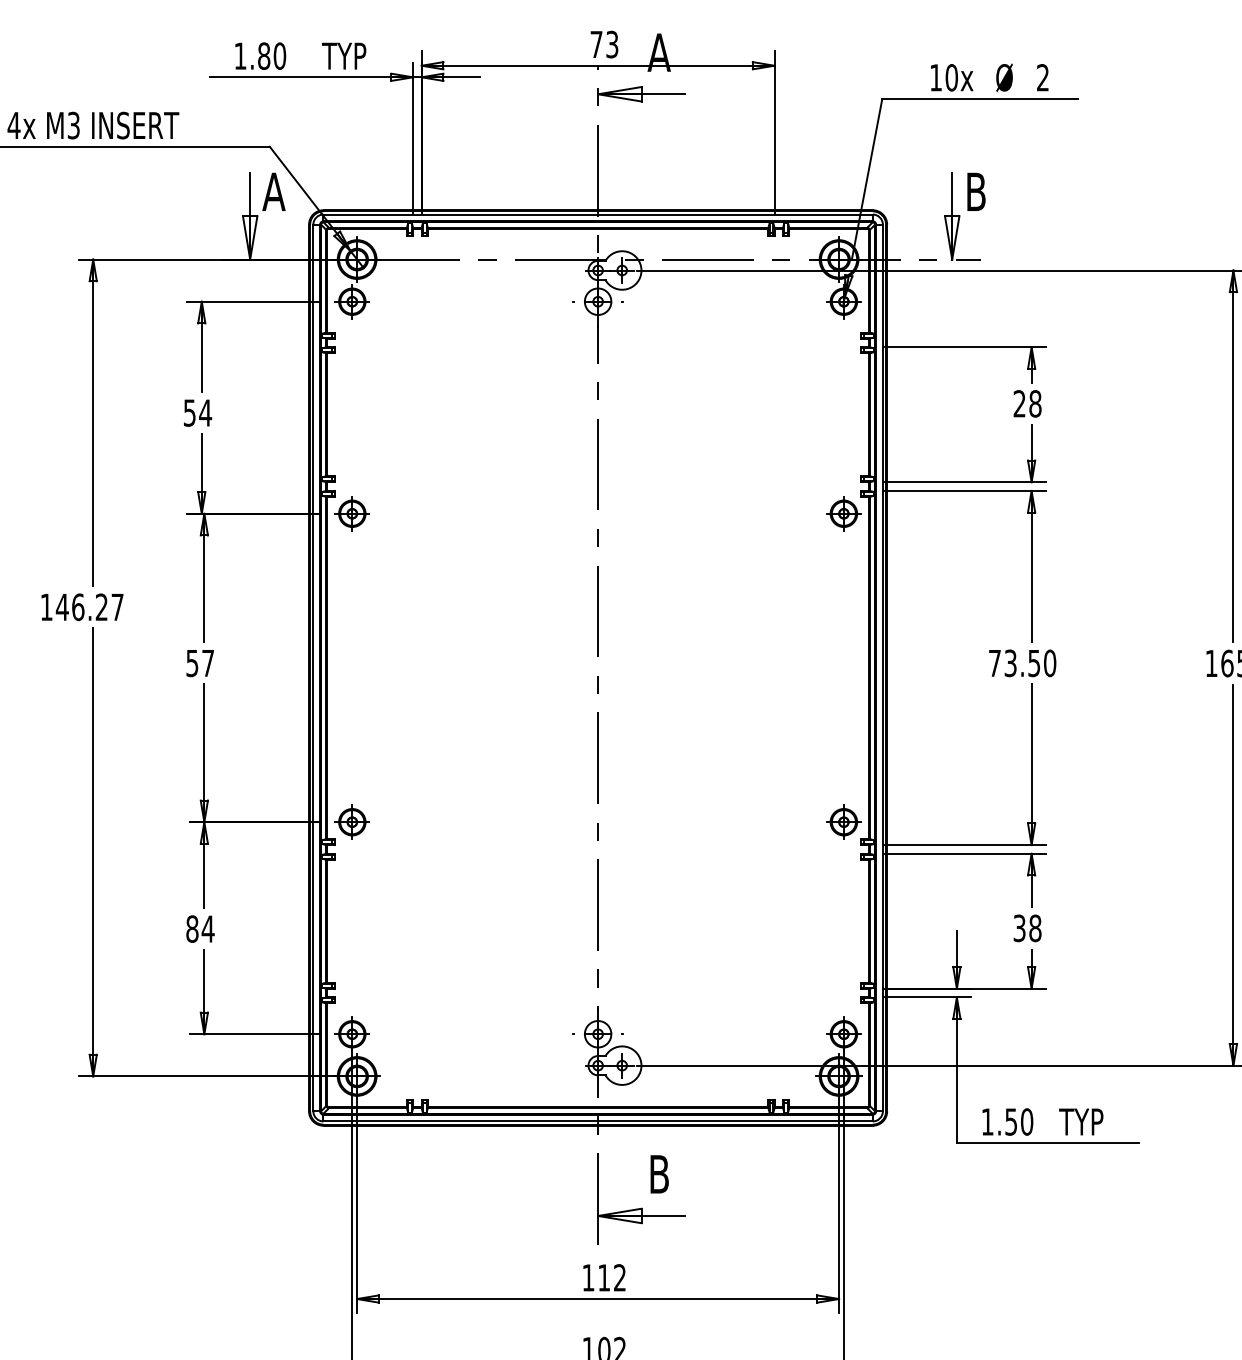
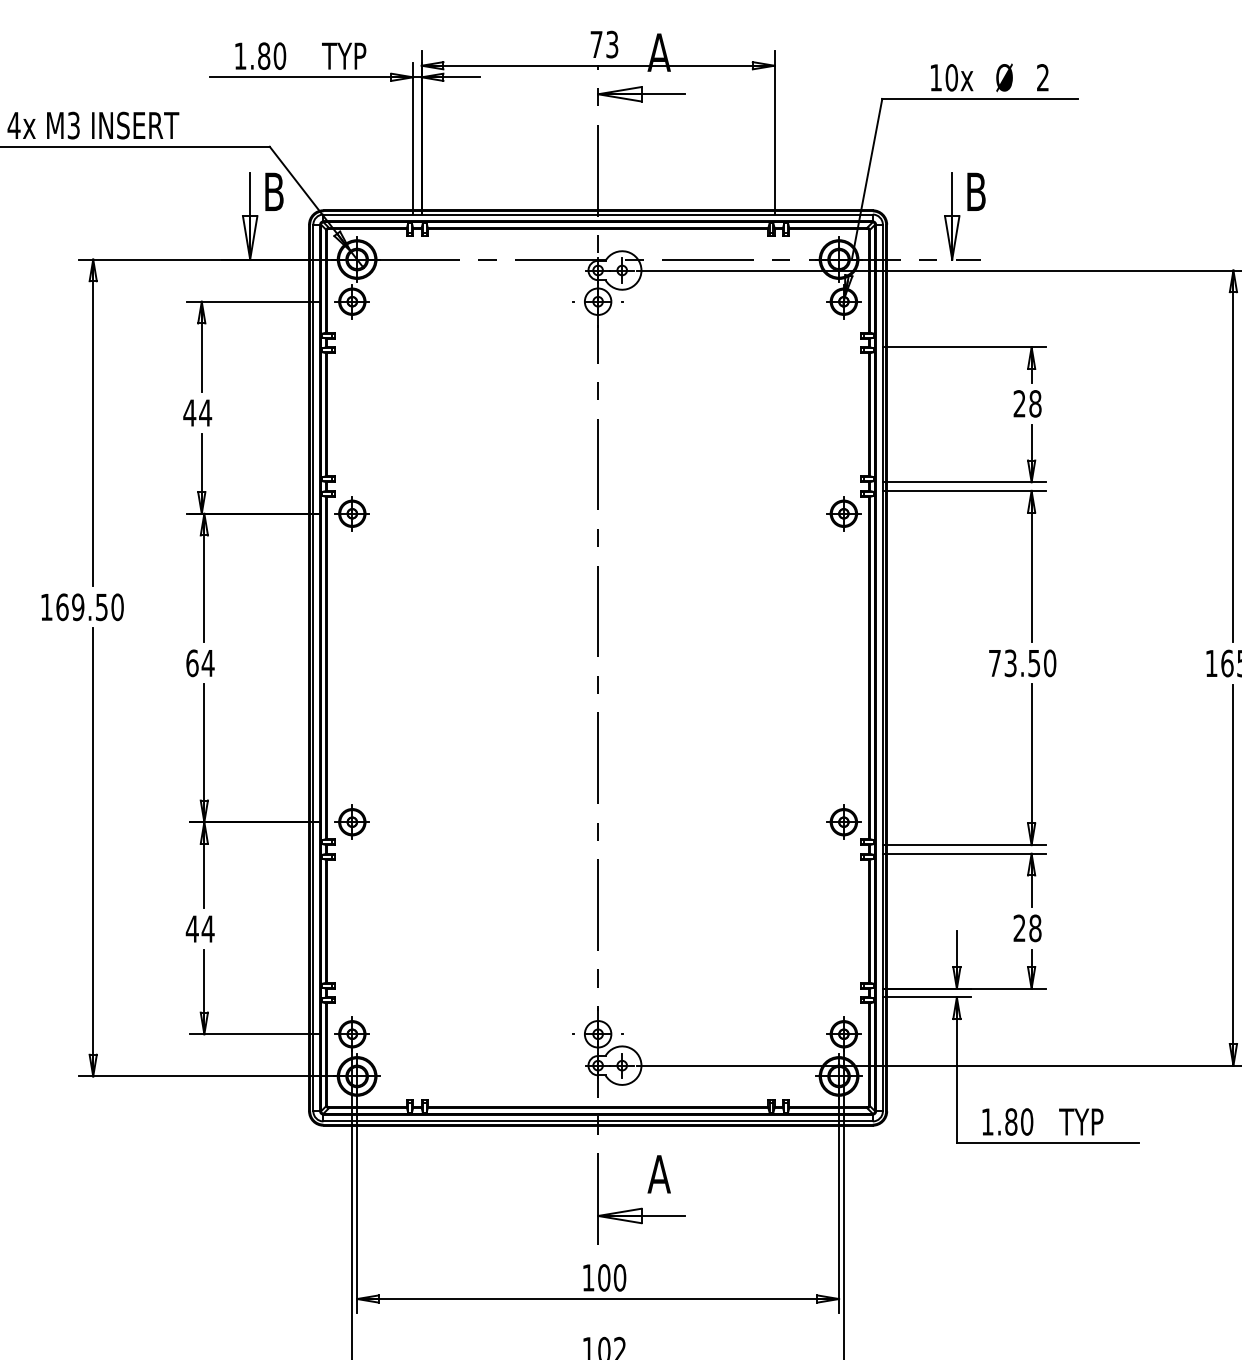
text: A -> B (273, 191)
text: 54 -> 44 (189, 412)
text: 146.27 -> 169.50 (89, 607)
text: 57 -> 64 (200, 663)
text: 84 -> 44 (191, 928)
text: 38 -> 28 (1019, 928)
text: 1.50 -> 1.80 (1011, 1121)
text: B -> A (658, 1174)
text: 112 -> 100 (612, 1277)
